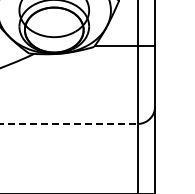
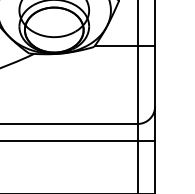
line: dashed -> solid (69, 123)
line: none -> present (78, 141)
